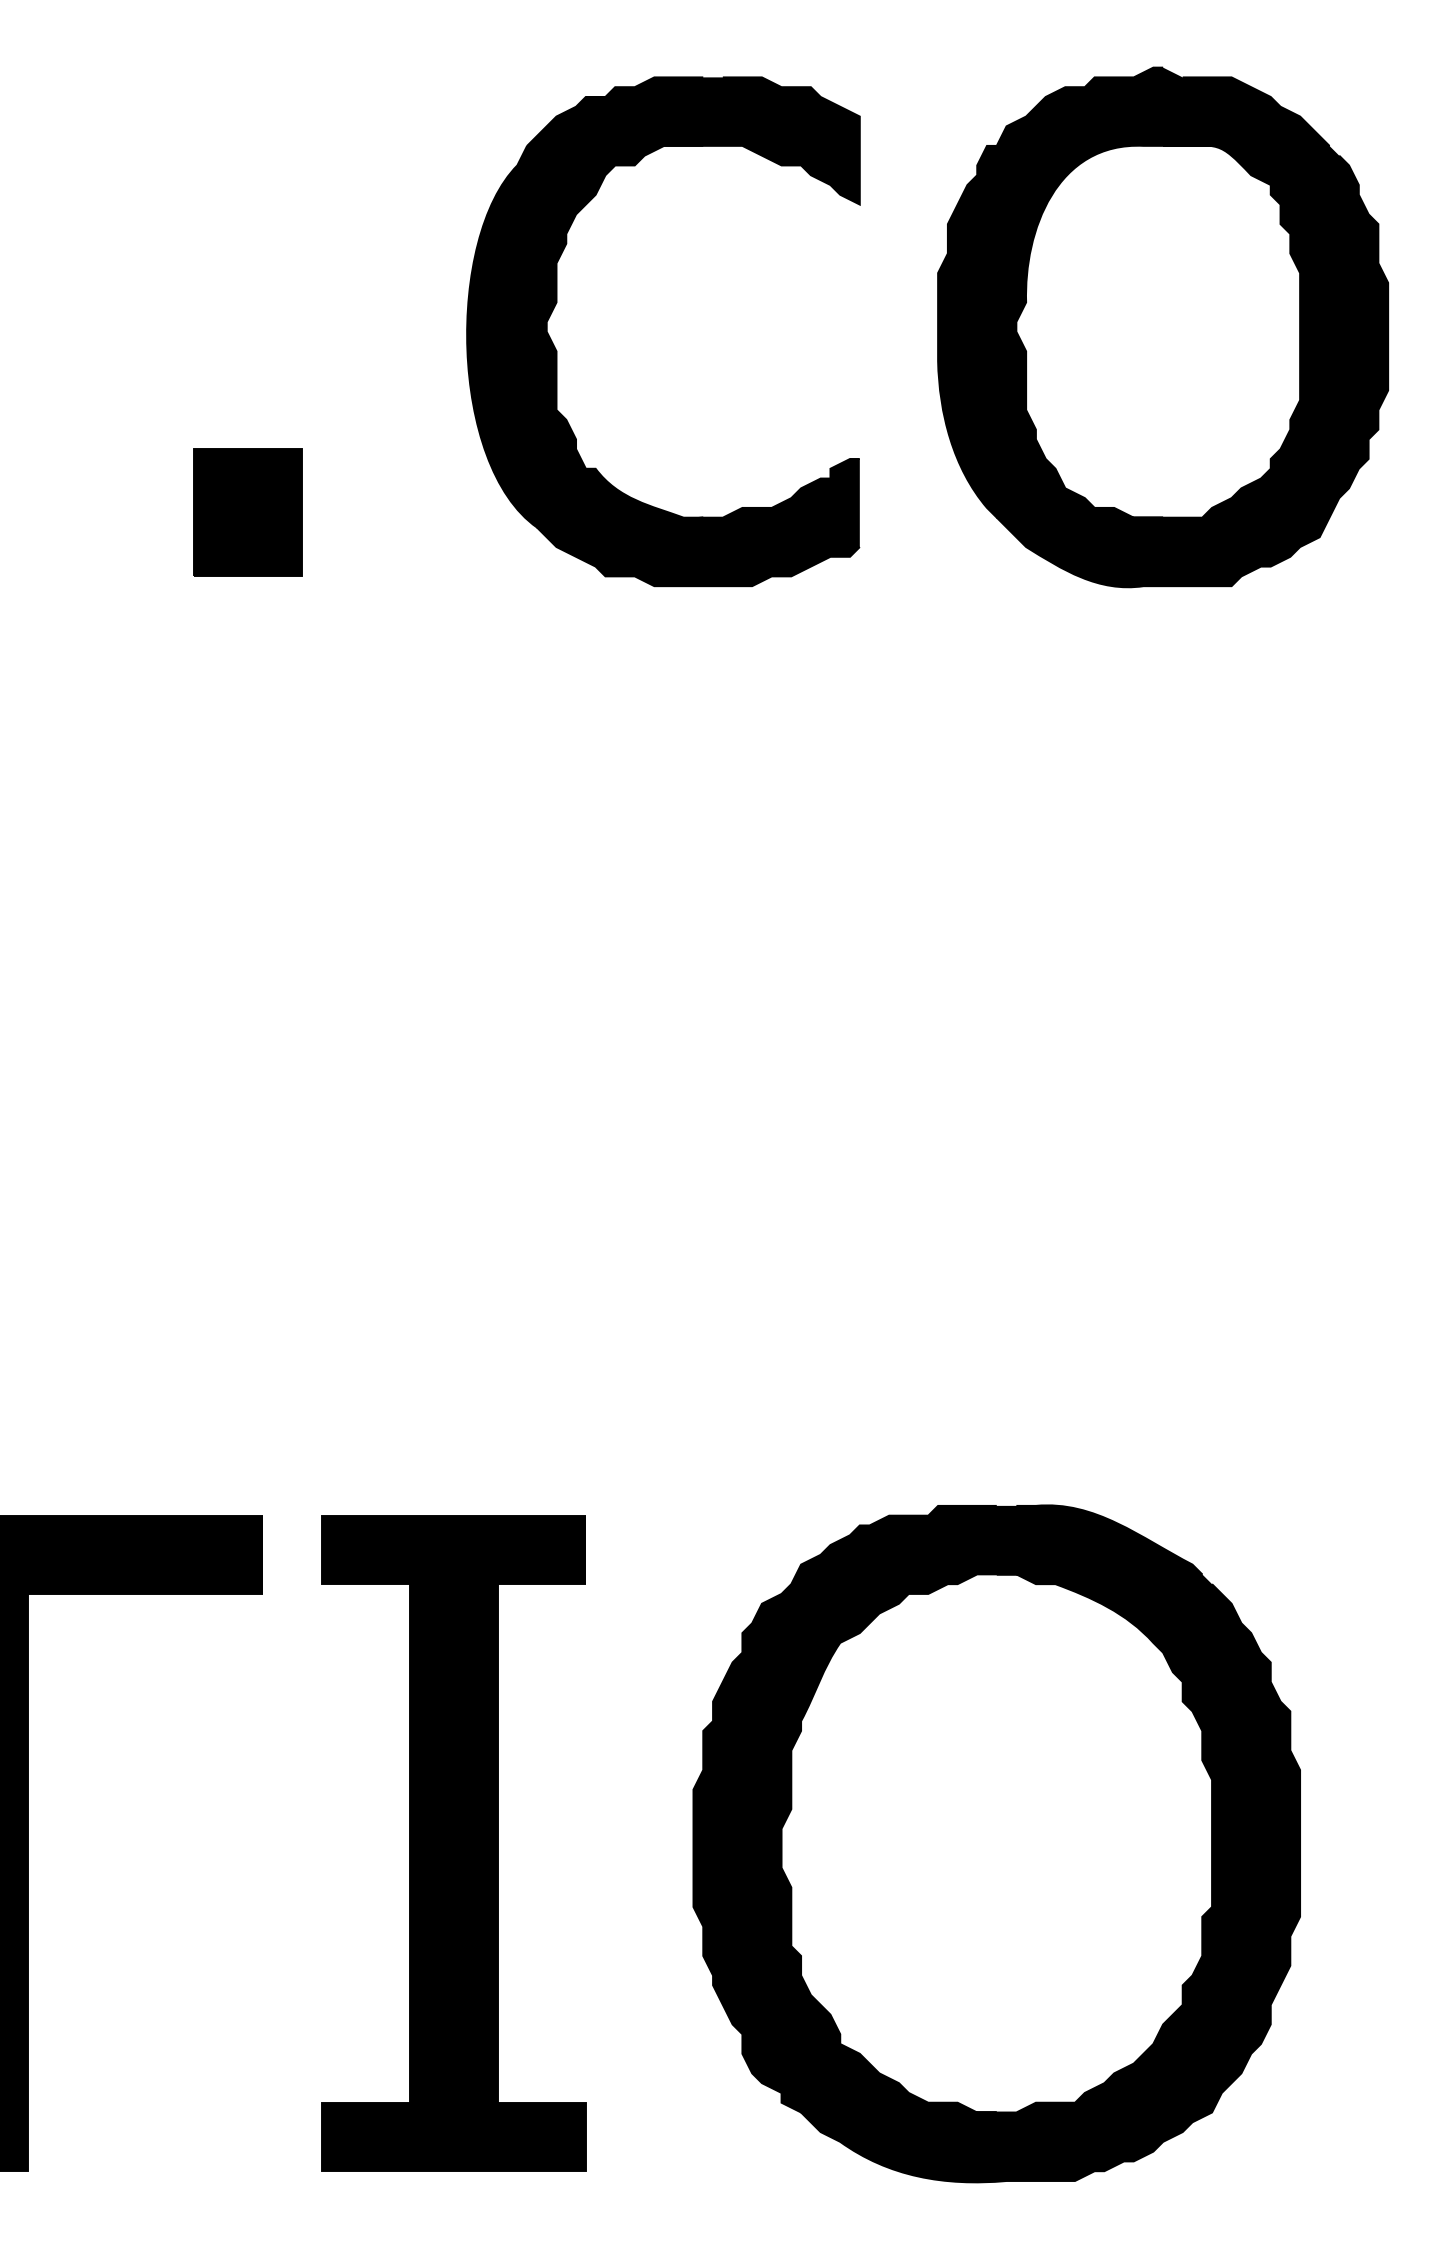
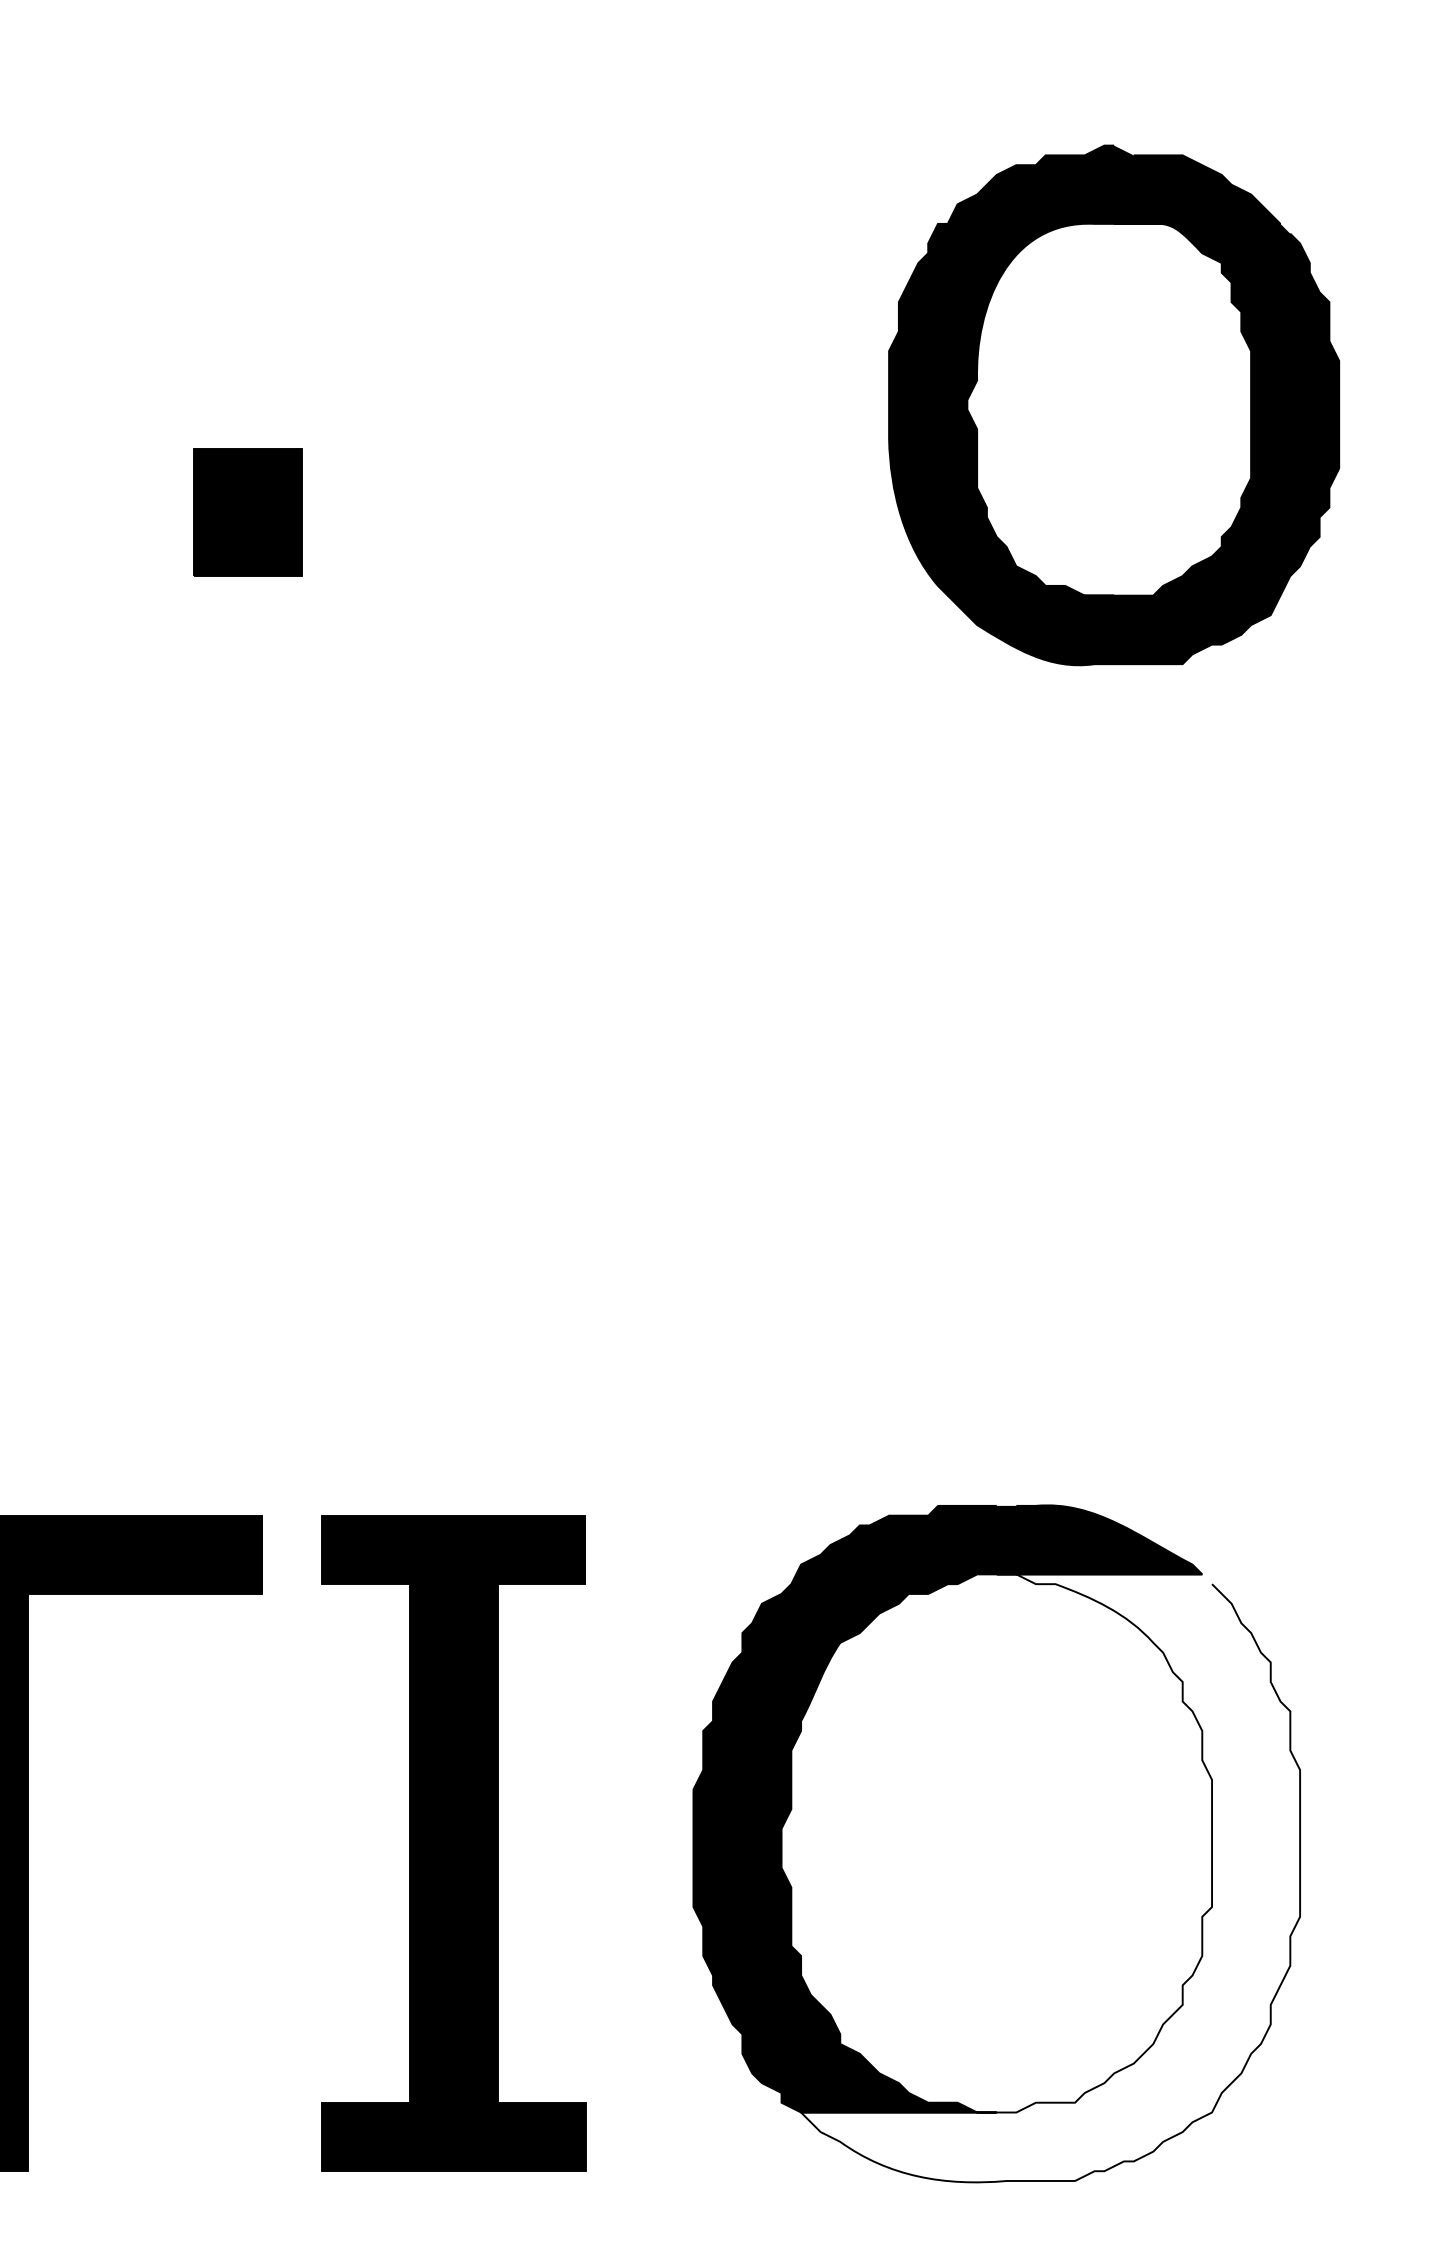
part position: (1163, 327) -> (1114, 405) (1114, 405)
part: present -> none (557, 350)
fill: present -> none (1050, 1878)
